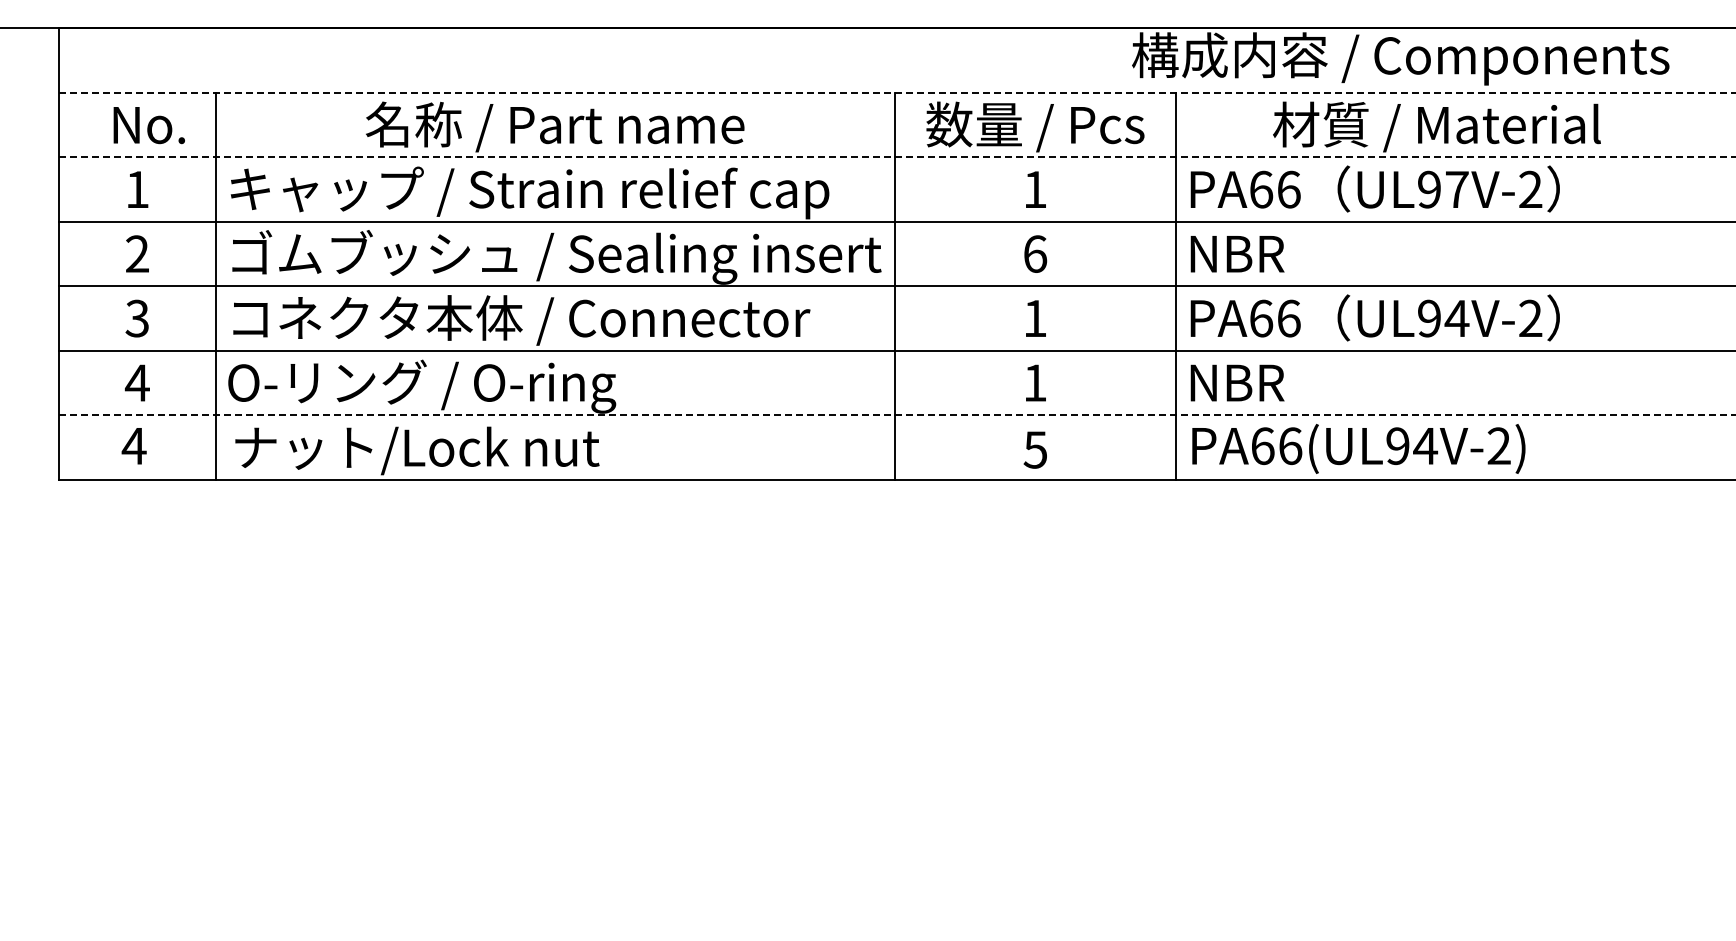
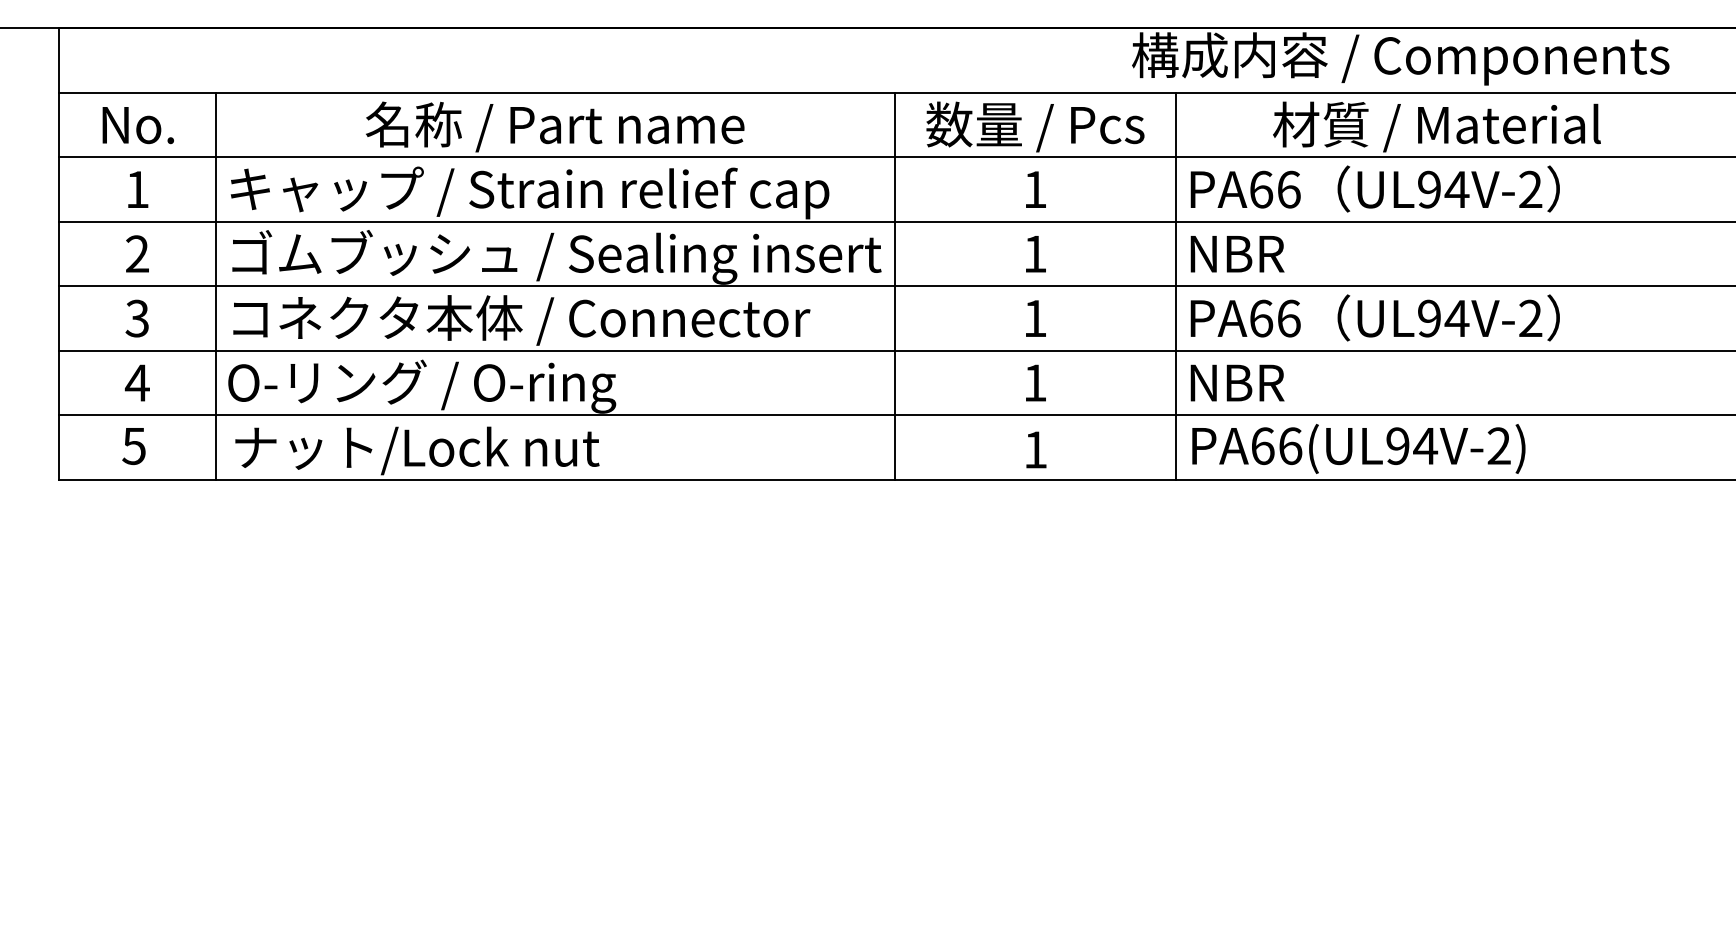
line: dashed -> solid (897, 92)
text position: (148, 125) -> (137, 125) (137, 125)
line: dashed -> solid (897, 157)
text: UL97V-2 -> UL94V-2 (1456, 189)
text: 6 -> 1 (1035, 253)
line: dashed -> solid (897, 415)
text: 4 -> 5 (133, 446)
text: 5 -> 1 (1034, 449)
